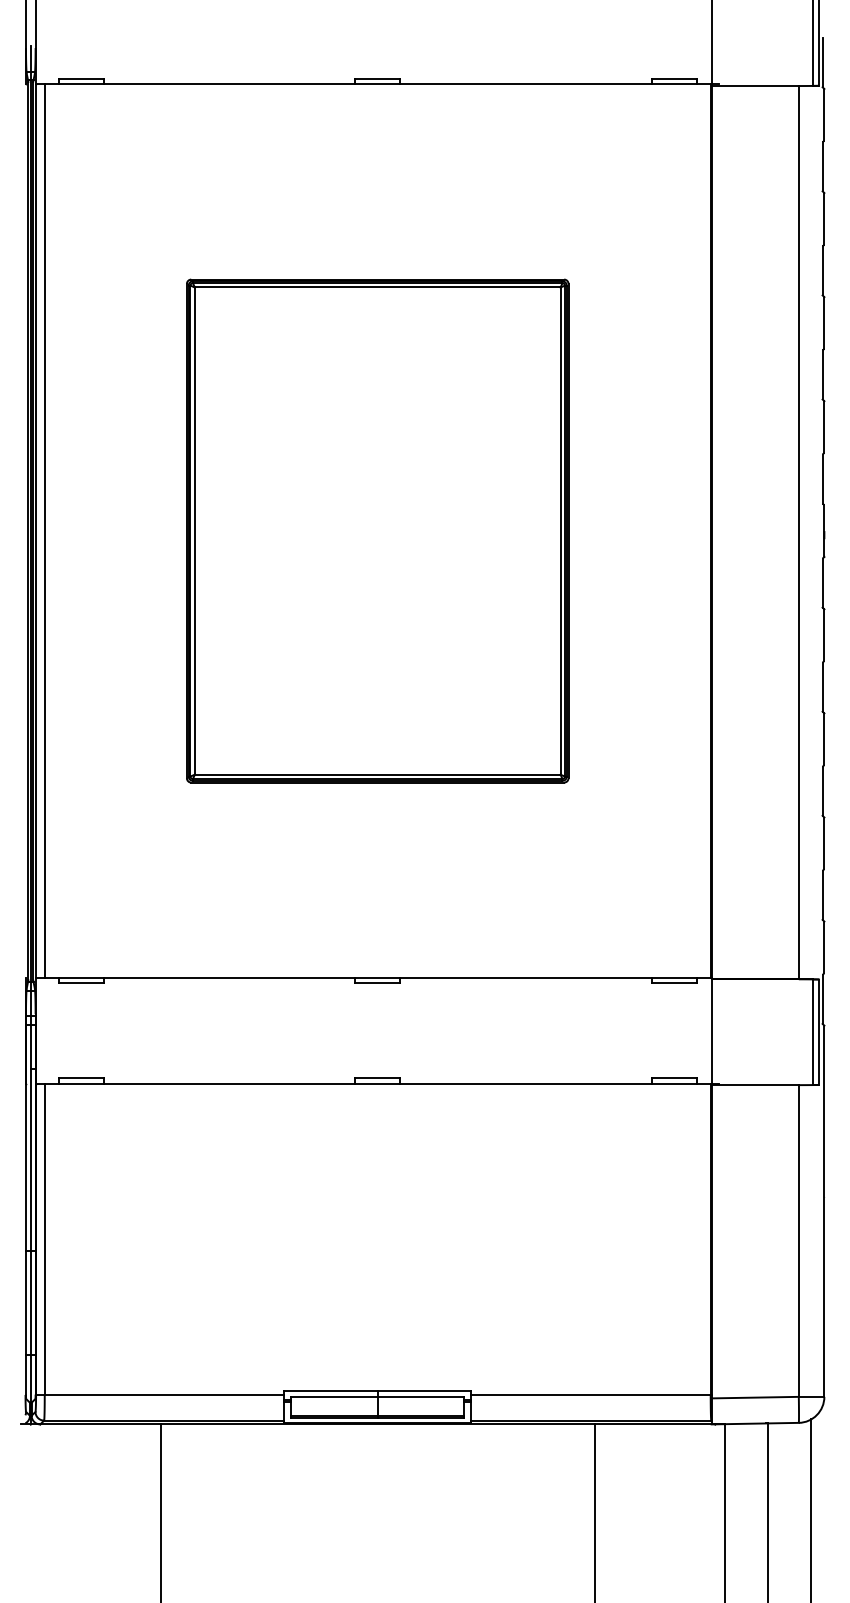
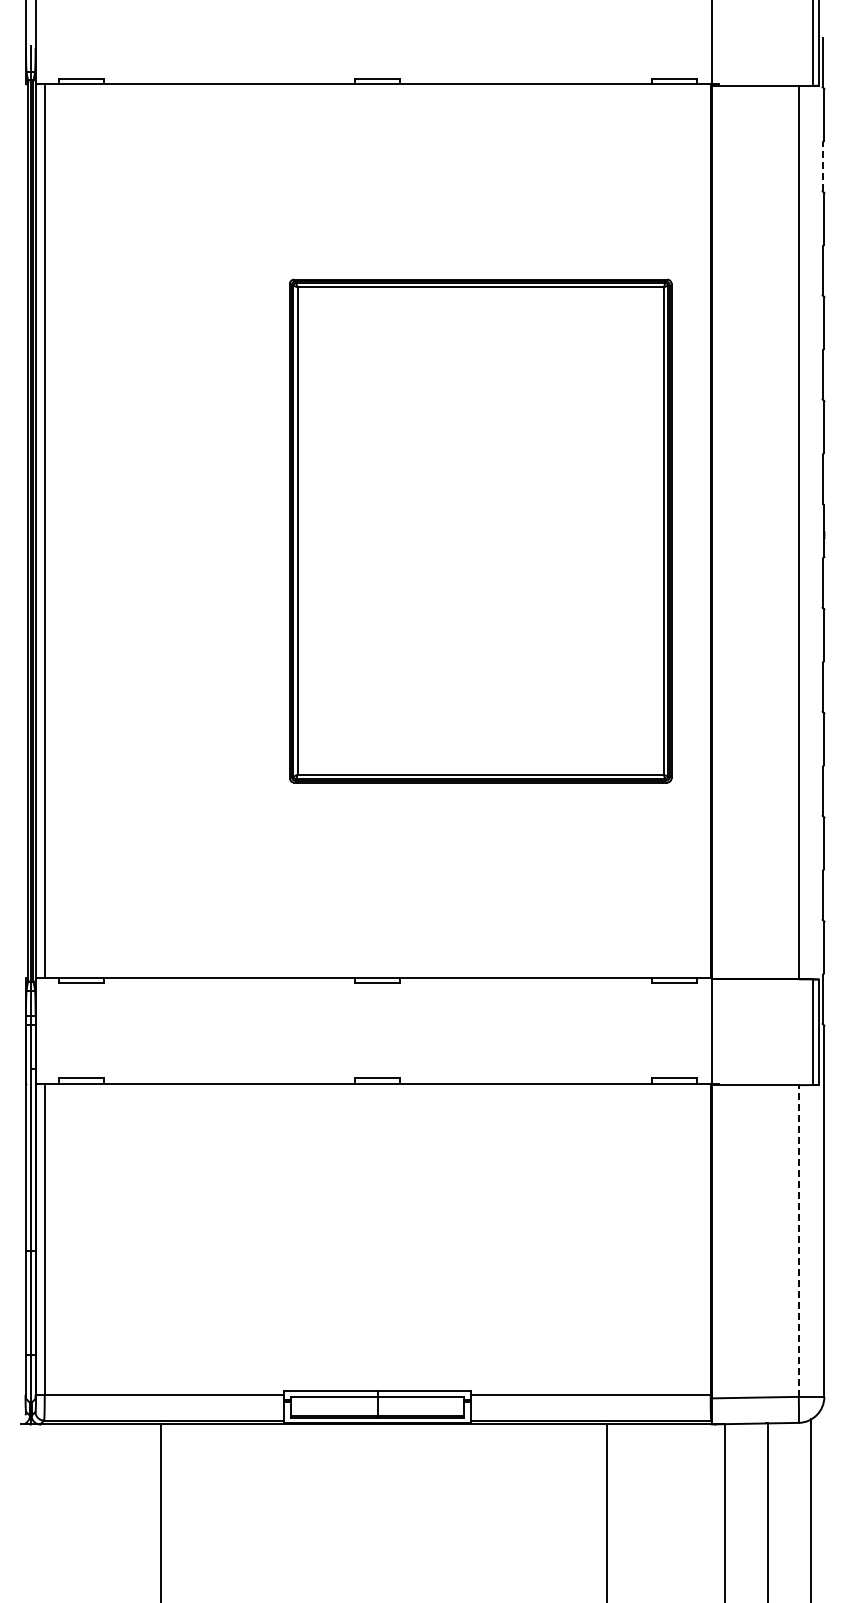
line: solid -> dashed (822, 166)
part position: (377, 530) -> (480, 530) (480, 530)
line: solid -> dashed (798, 1241)
line position: (594, 1511) -> (606, 1511) (606, 1511)
